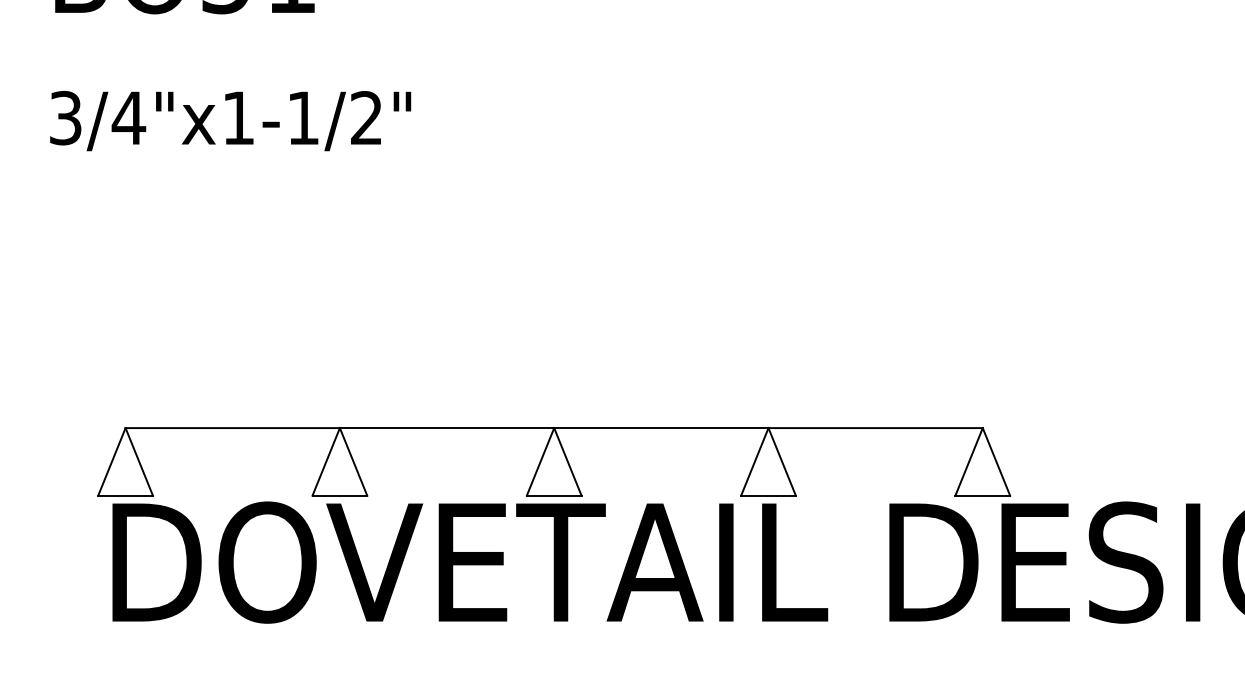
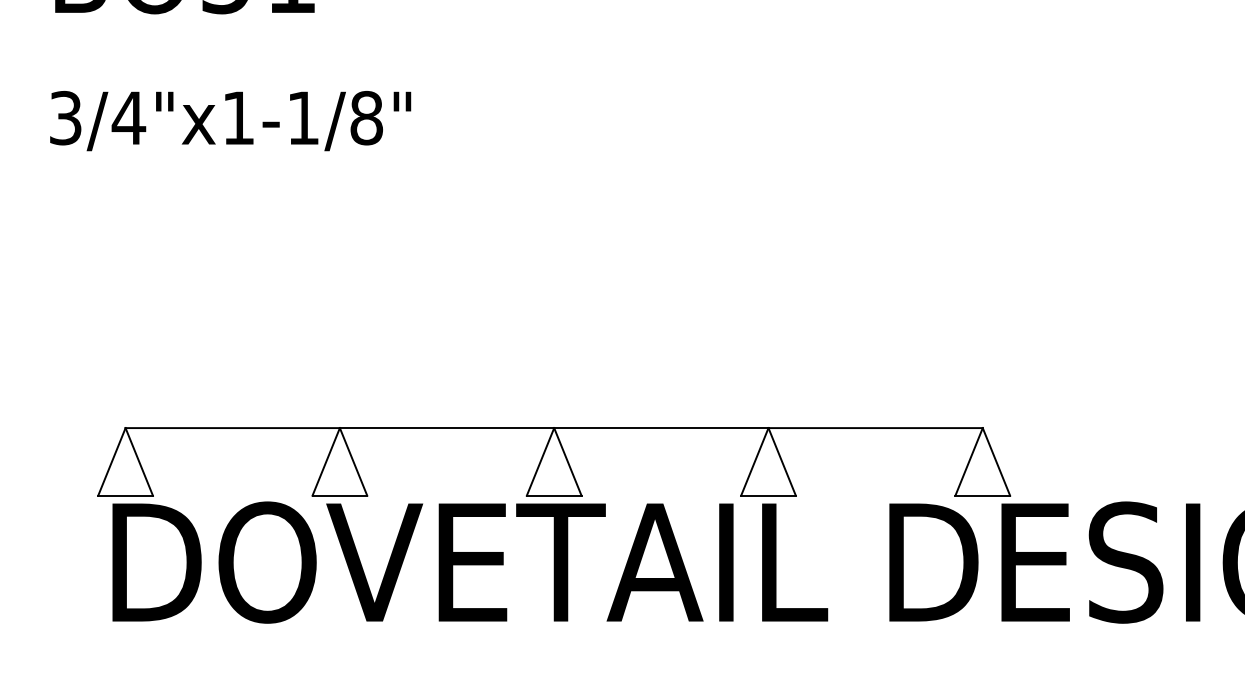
text: 3/4"x1-1/2" -> 3/4"x1-1/8" (366, 118)
